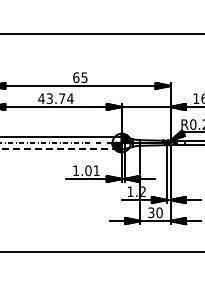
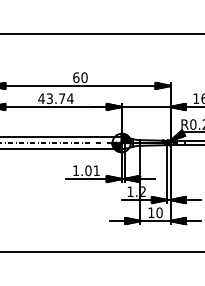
text: 65 -> 60 (84, 77)
line: dashed -> solid (60, 149)
text: 30 -> 10 (151, 212)
